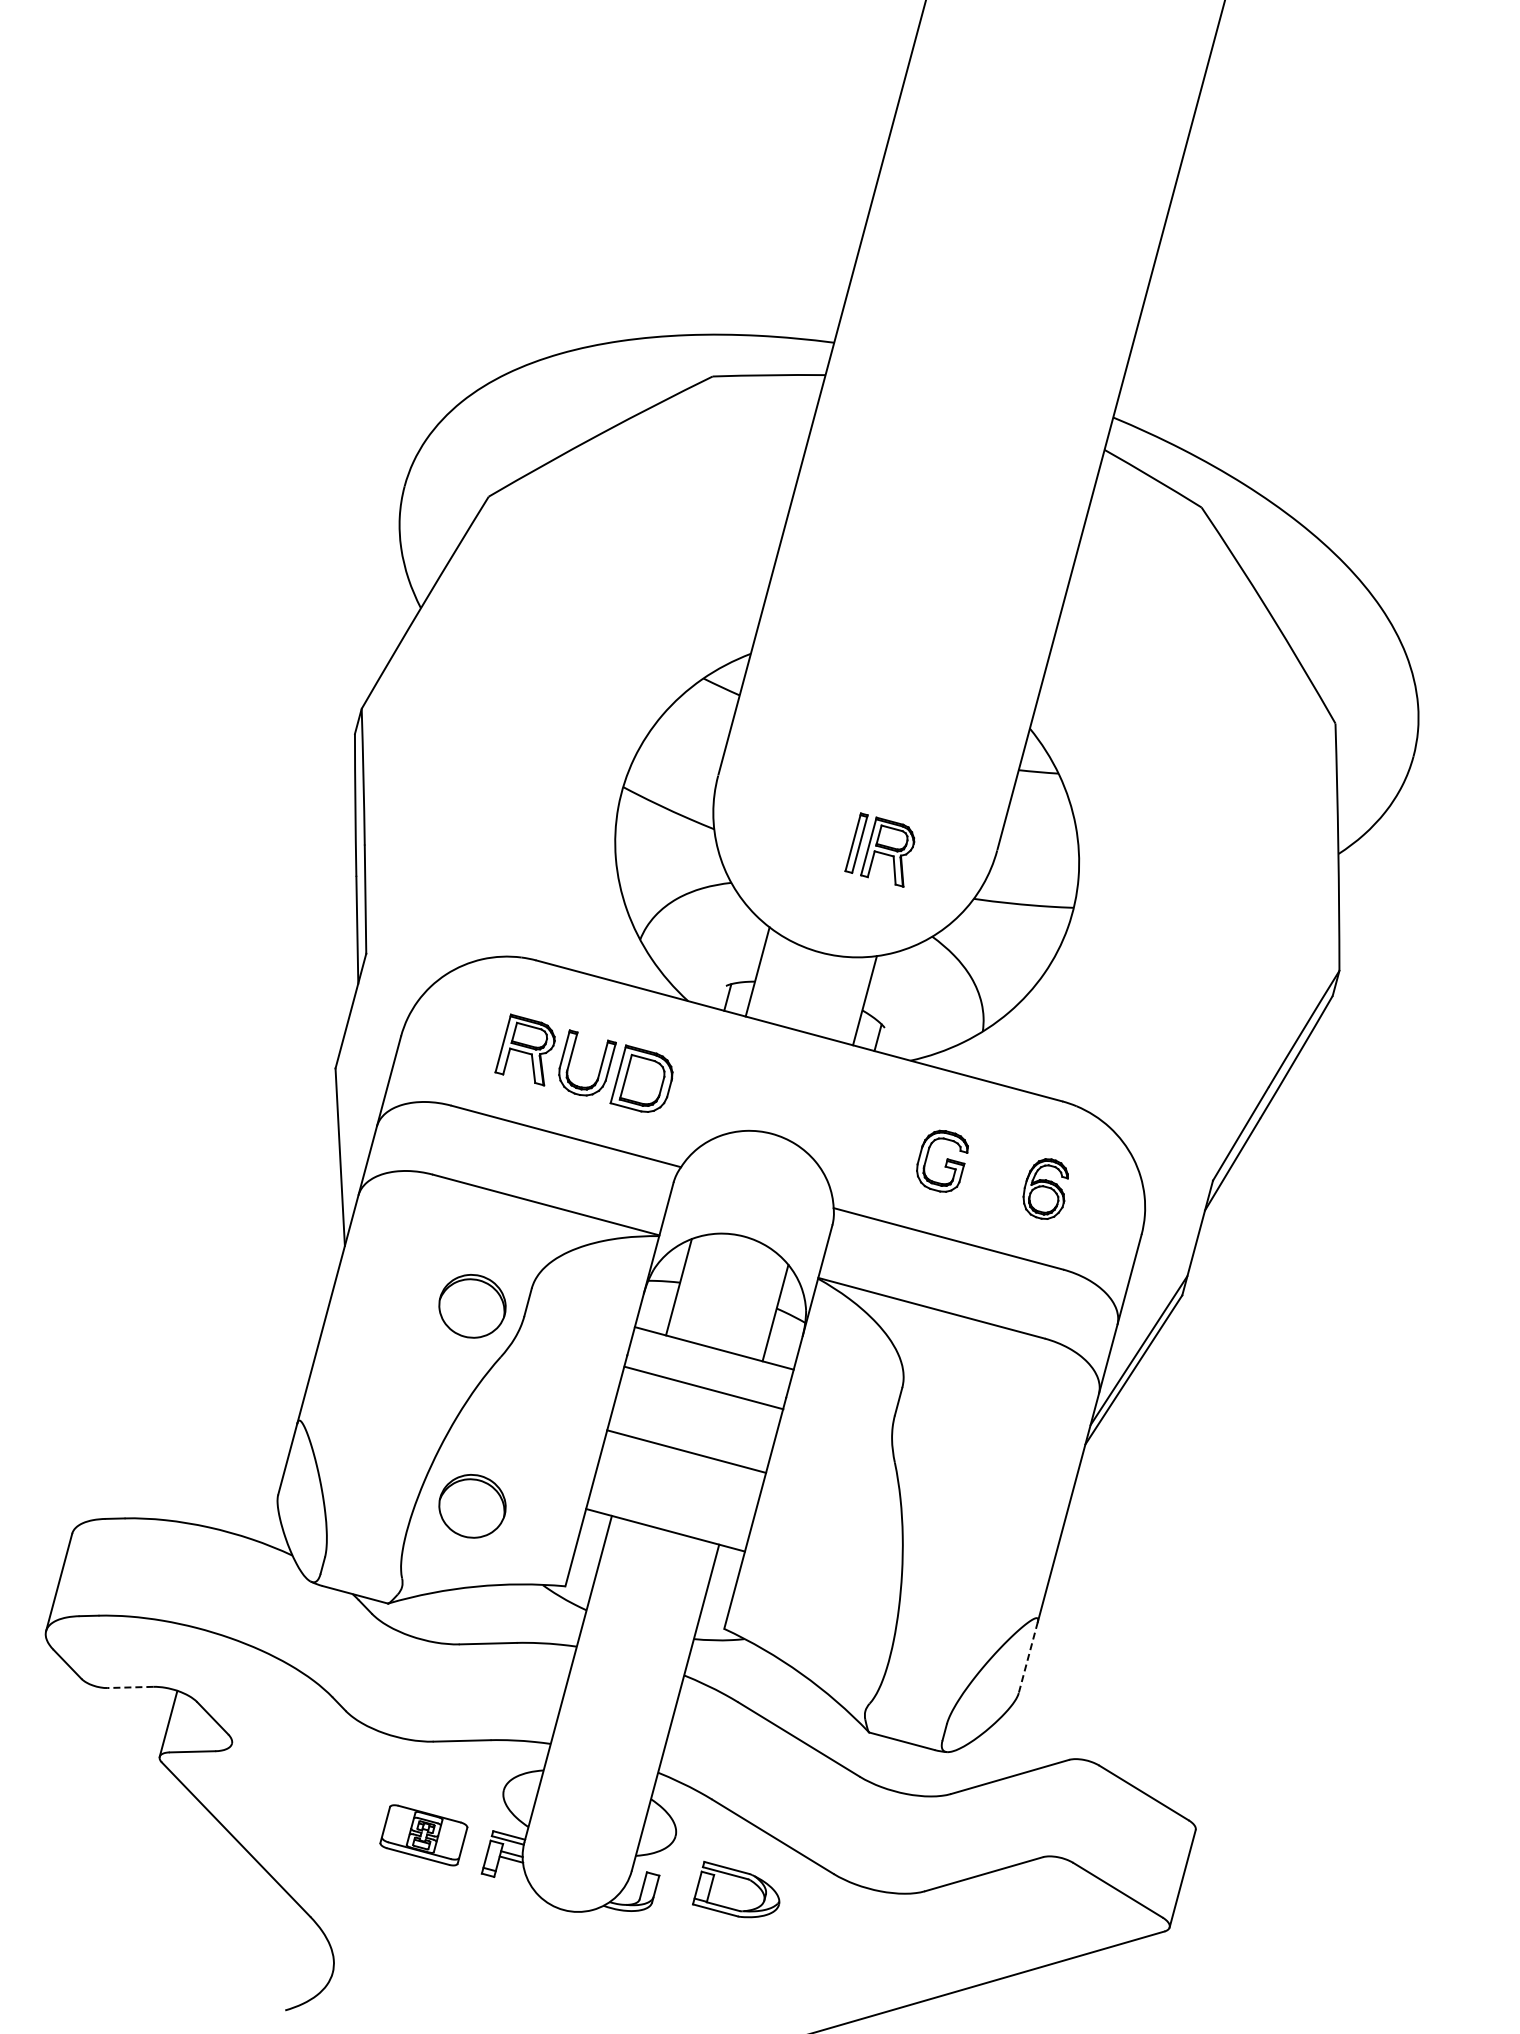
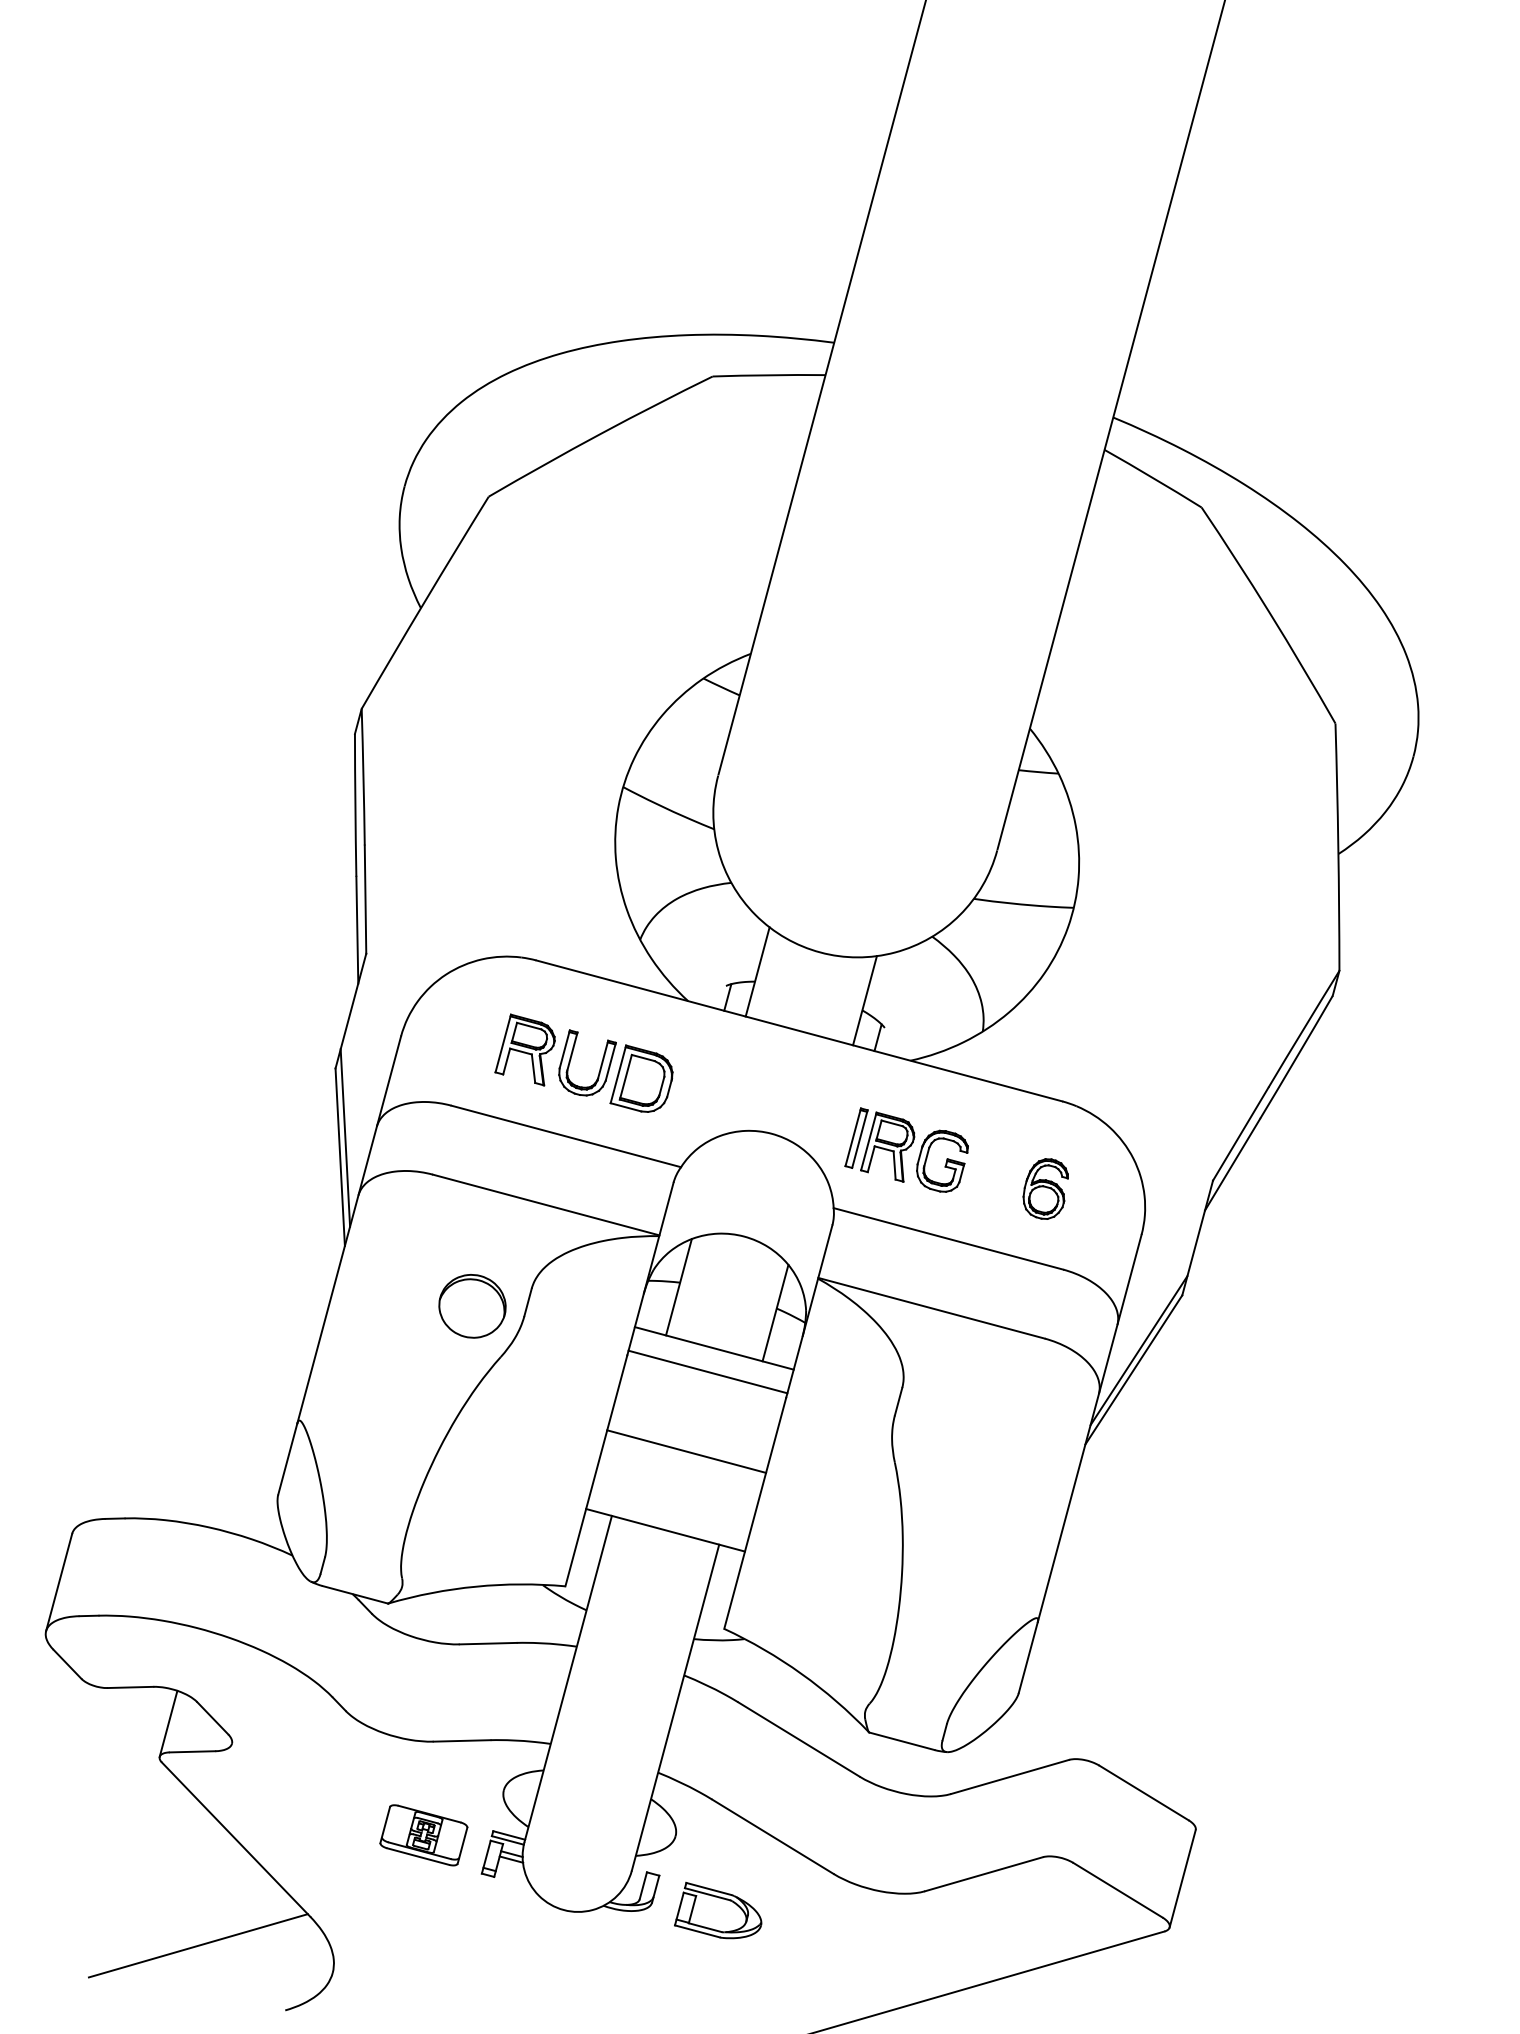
part position: (879, 849) -> (879, 1144) (879, 1144)
line: none -> present (345, 1137)
line position: (703, 1387) -> (707, 1371) (707, 1371)
part: present -> none (472, 1506)
line: dashed -> solid (1028, 1657)
line: dashed -> solid (130, 1687)
part position: (740, 1878) -> (722, 1899) (722, 1899)
line: none -> present (197, 1945)
